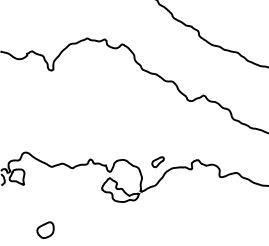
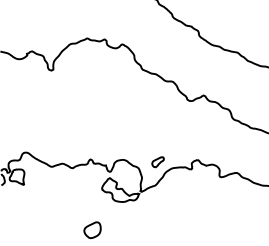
part position: (45, 230) -> (92, 230) (92, 230)
